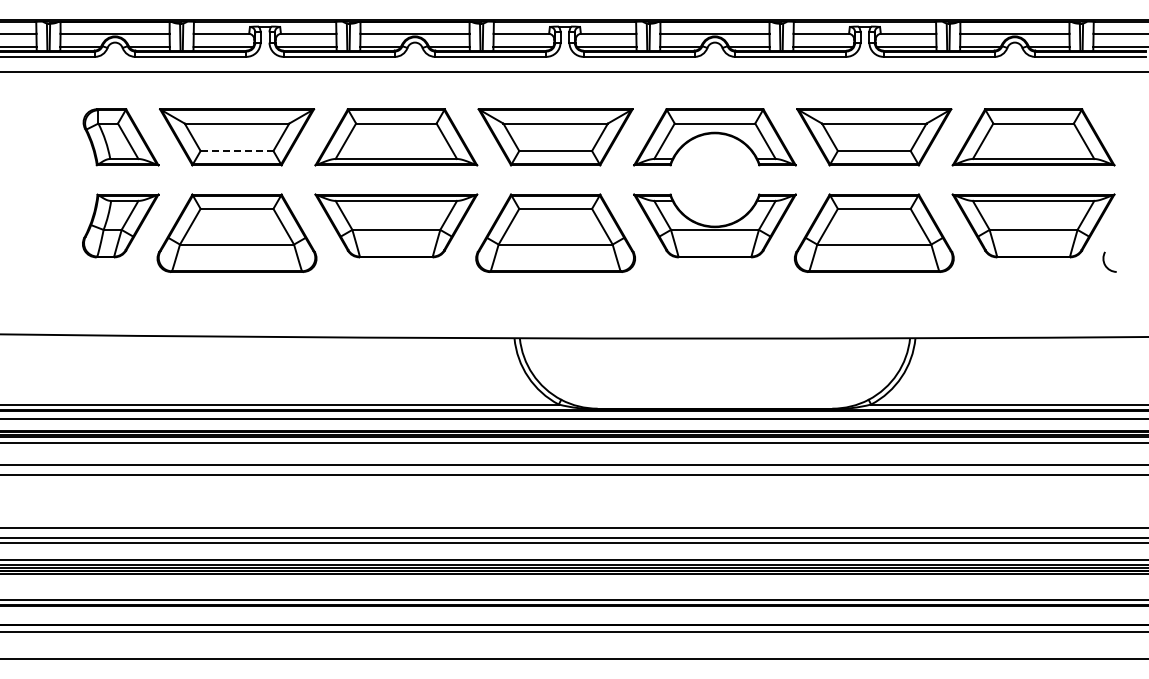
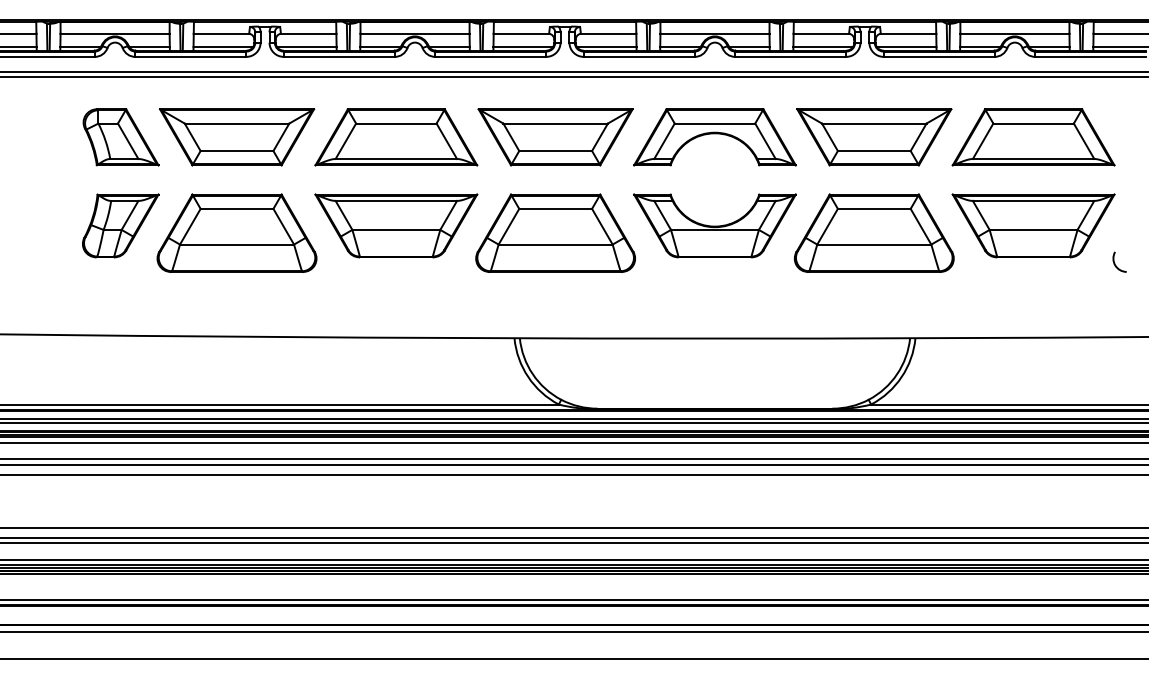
line: none -> present (573, 77)
line: dashed -> solid (237, 151)
arc position: (1105, 263) -> (1115, 263) (1115, 263)
line: none -> present (573, 423)
line: none -> present (573, 459)
